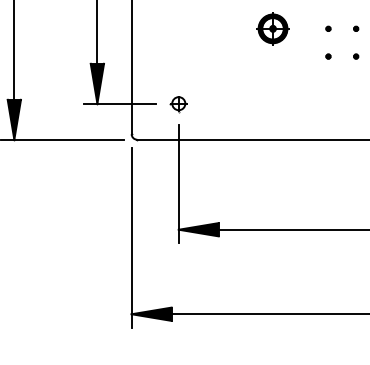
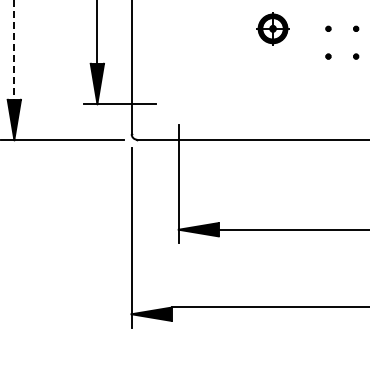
line: solid -> dashed (14, 50)
part: present -> none (178, 104)
line position: (268, 314) -> (268, 307) (268, 307)
